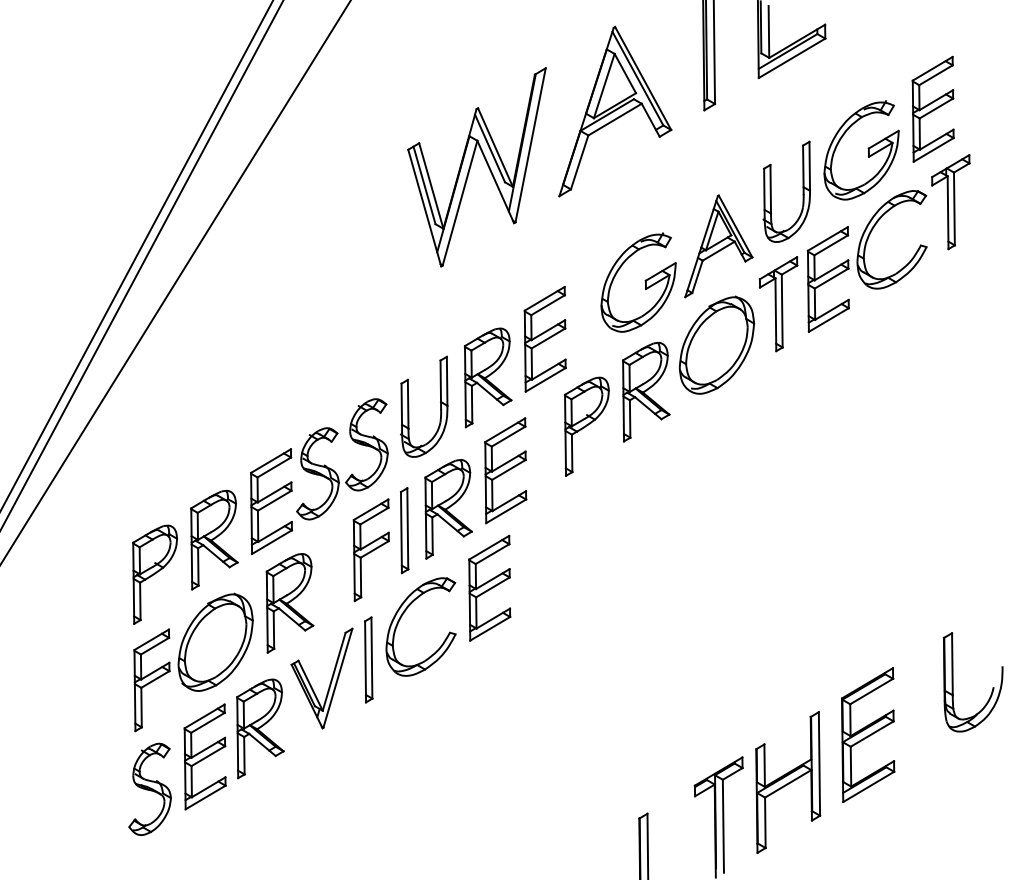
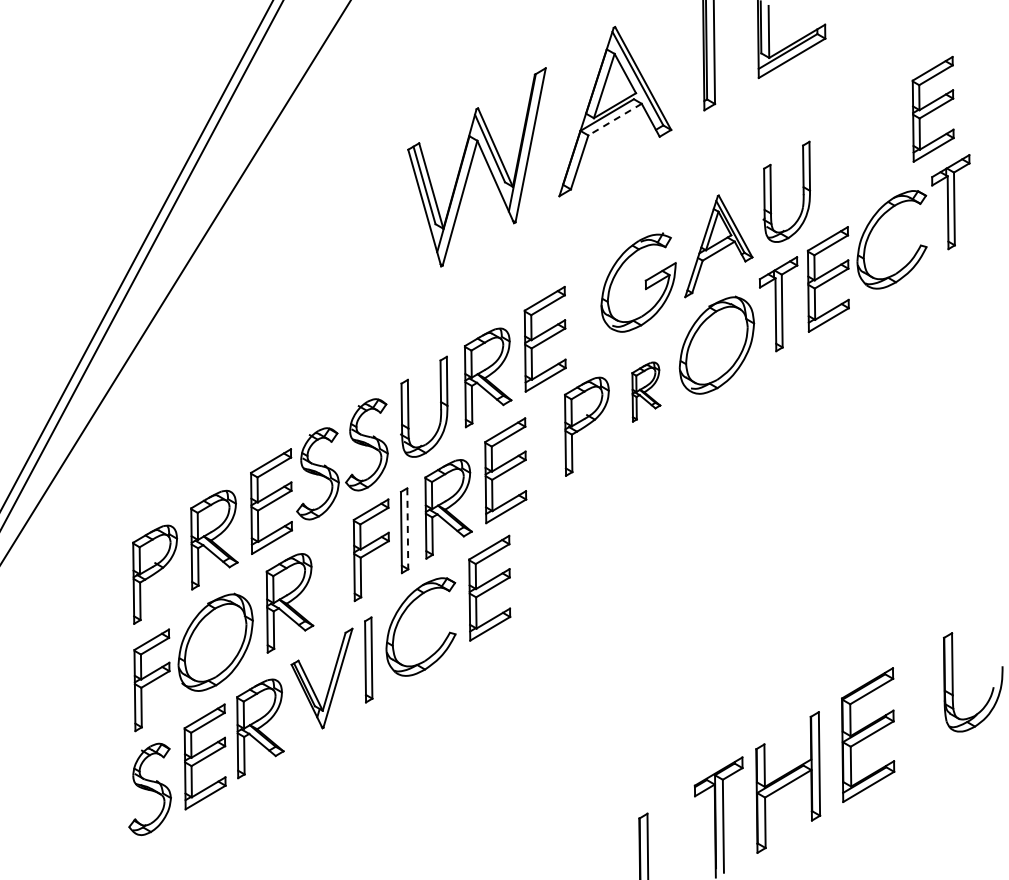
line: solid -> dashed (614, 119)
part: present -> none (867, 148)
part size: 49x102 px -> 31x62 px (646, 391)
line: solid -> dashed (407, 528)
